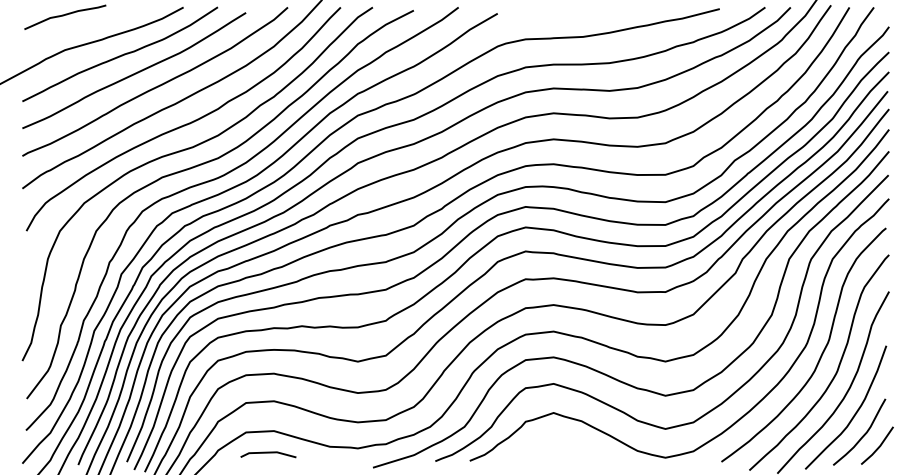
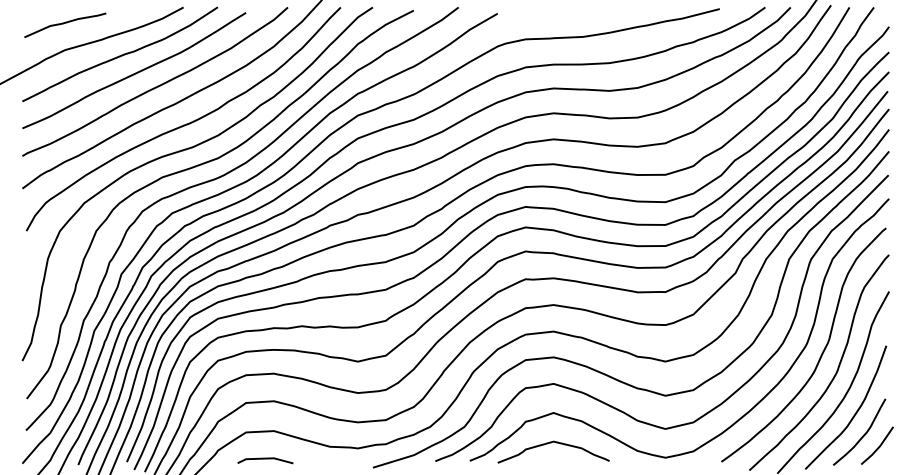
curve position: (65, 15) -> (65, 23) (65, 23)
curve: none -> present (551, 443)
line position: (268, 453) -> (265, 459) (265, 459)
